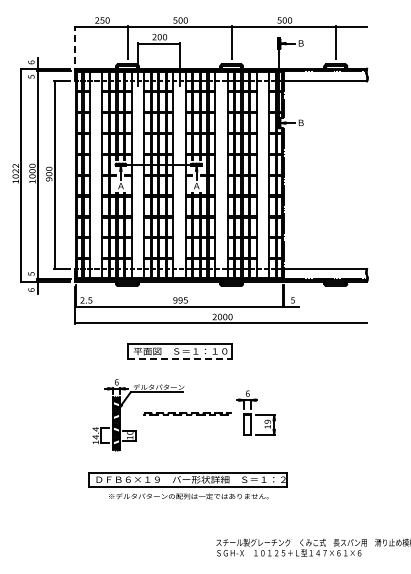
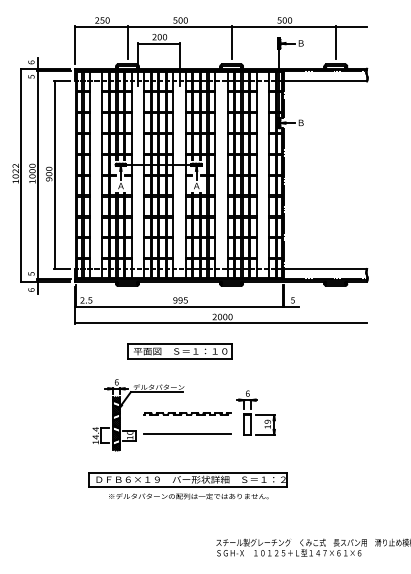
line: dashed -> solid (75, 44)
line: dashed -> solid (180, 359)
line: none -> present (187, 434)
